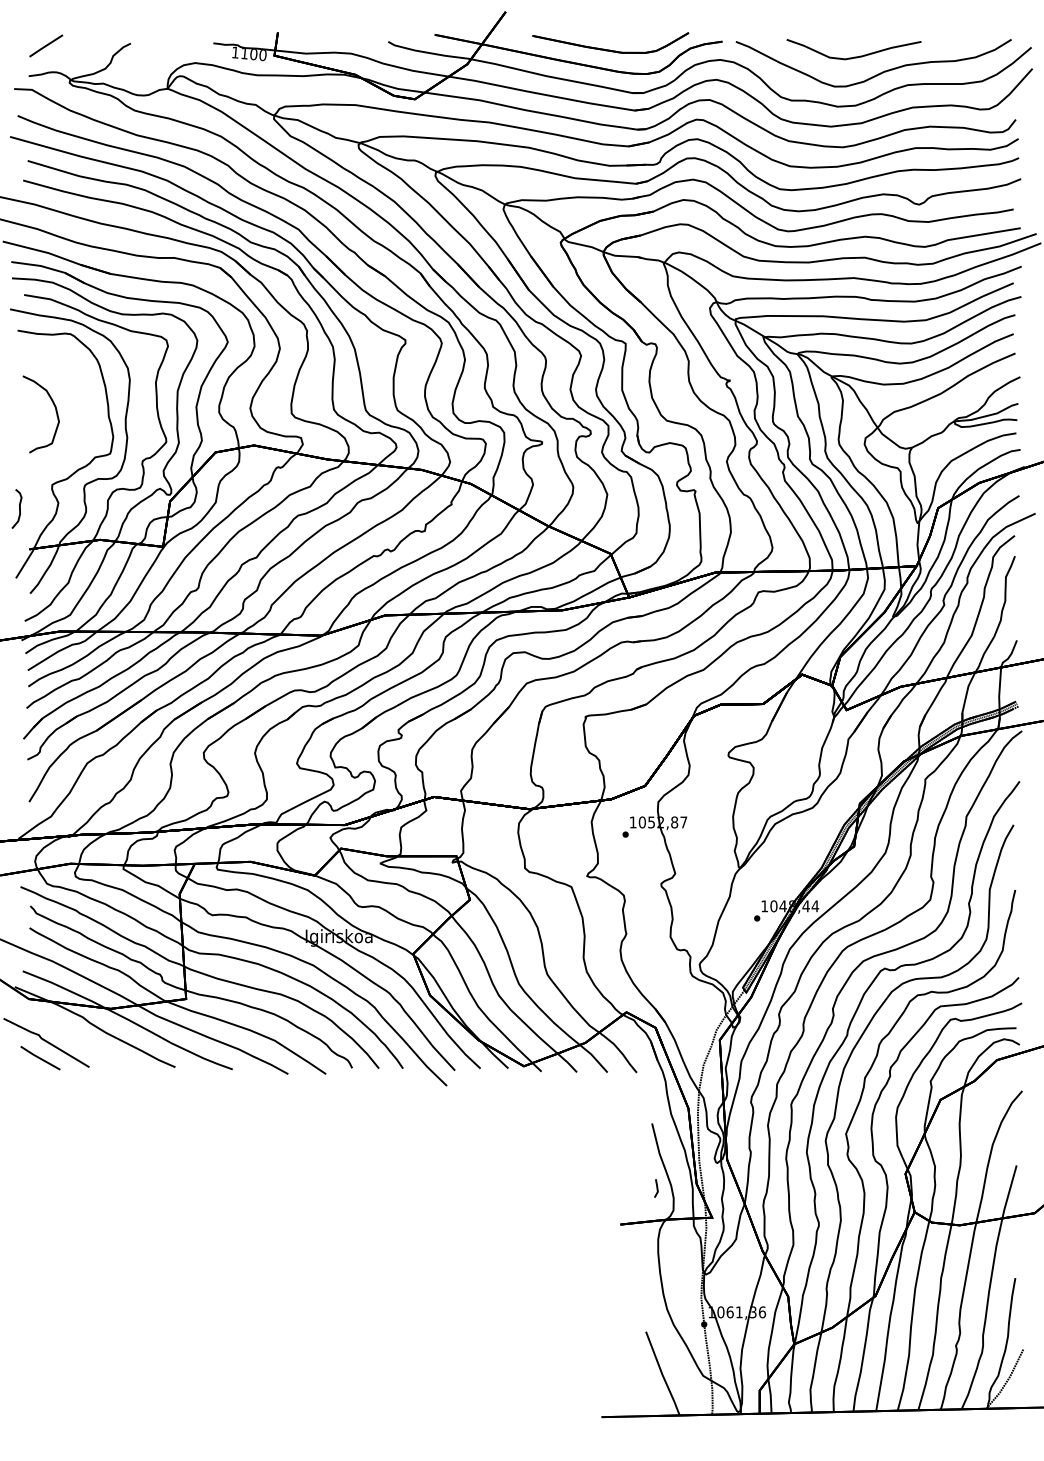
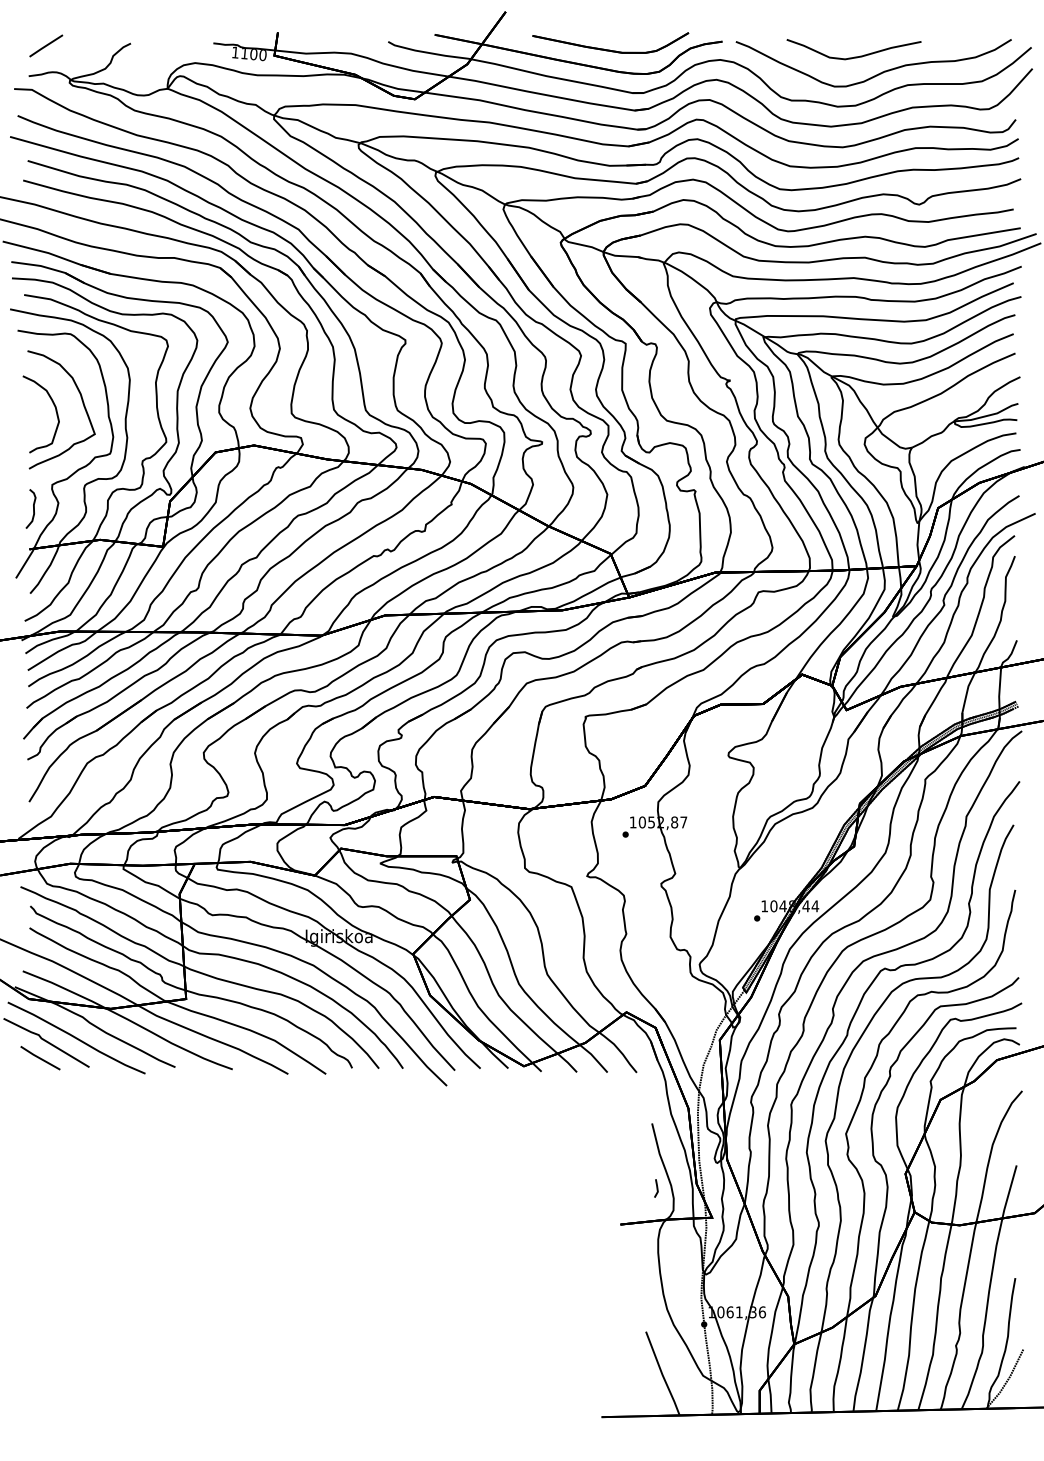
curve: none -> present (82, 403)
curve position: (19, 508) -> (33, 508) (33, 508)
part: none -> present (76, 1037)
